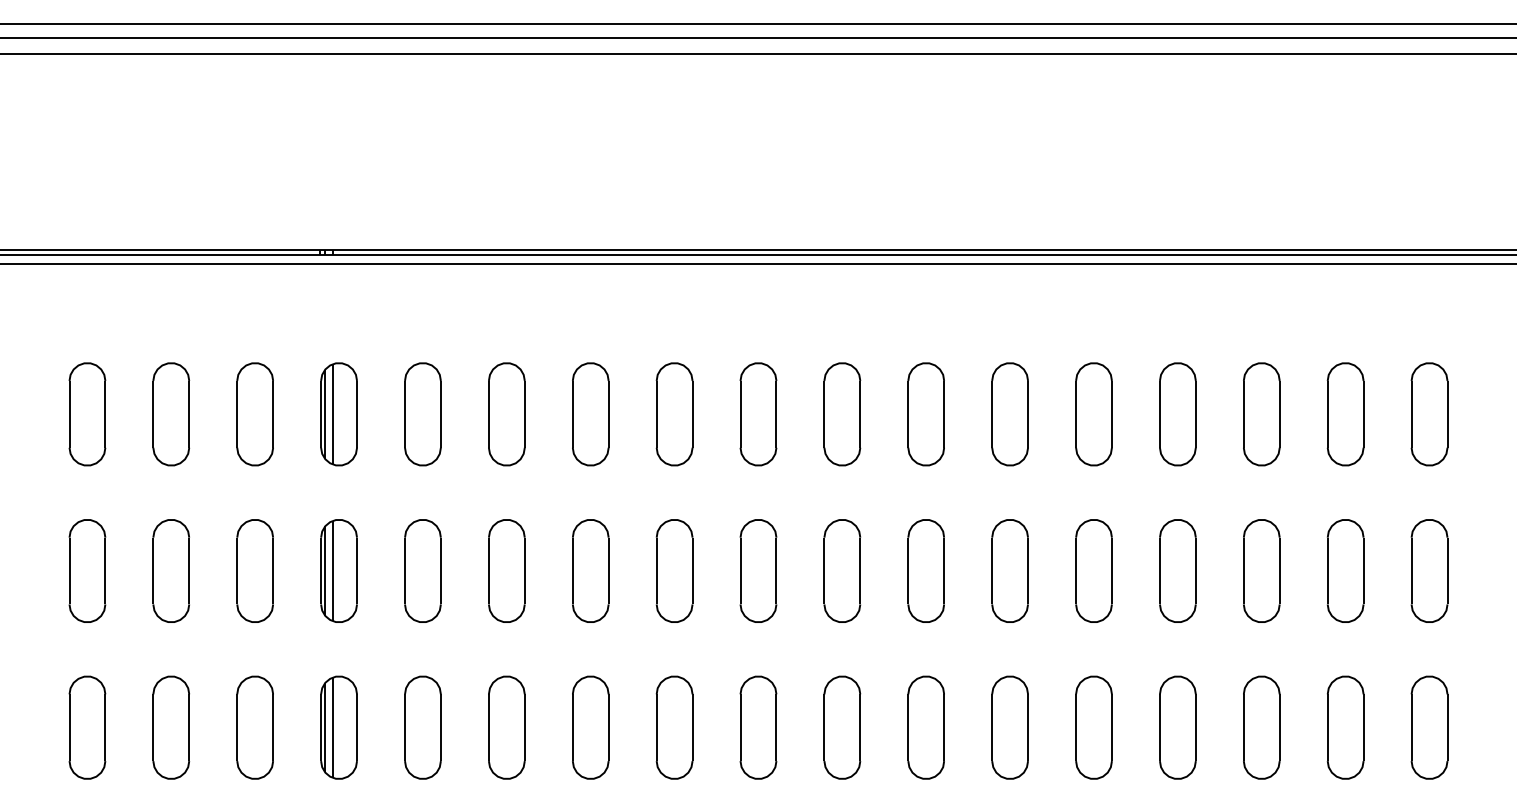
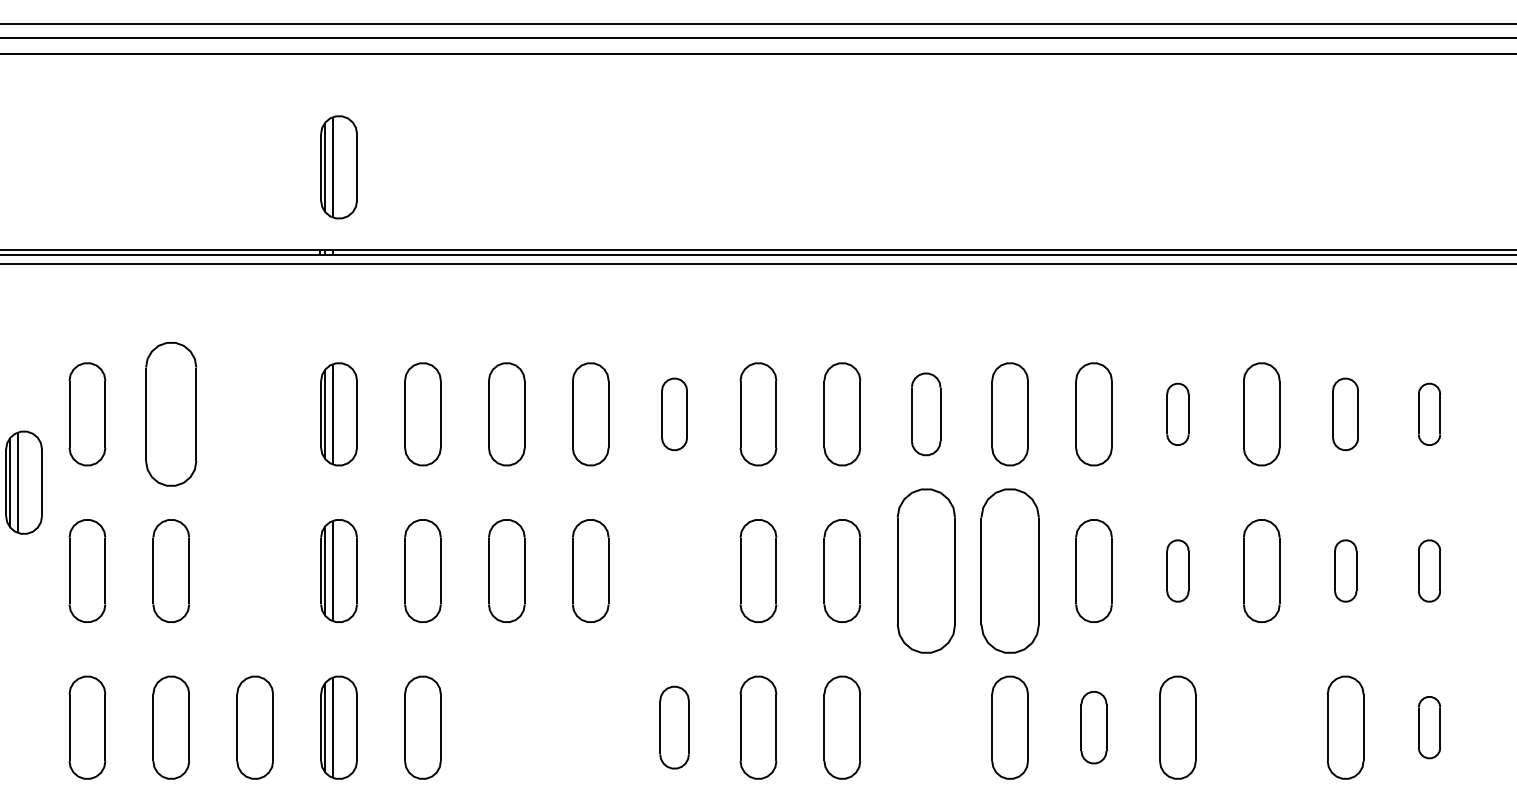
part: none -> present (338, 167)
part size: 39x105 px -> 53x145 px (171, 414)
part: present -> none (254, 414)
part size: 39x105 px -> 27x74 px (674, 413)
part size: 38x105 px -> 31x85 px (926, 414)
part size: 38x105 px -> 24x64 px (1177, 413)
part size: 39x105 px -> 27x74 px (1345, 413)
part size: 39x105 px -> 24x64 px (1429, 413)
part: none -> present (23, 482)
part: present -> none (254, 570)
part: present -> none (674, 570)
part size: 38x104 px -> 60x166 px (925, 570)
part size: 38x104 px -> 60x166 px (1009, 570)
part size: 38x104 px -> 24x64 px (1177, 570)
part size: 38x104 px -> 24x64 px (1345, 570)
part size: 39x104 px -> 24x64 px (1429, 570)
part: present -> none (506, 727)
part: present -> none (590, 727)
part size: 39x105 px -> 31x85 px (674, 727)
part: present -> none (925, 727)
part size: 38x105 px -> 28x74 px (1093, 727)
part: present -> none (1261, 727)
part size: 39x105 px -> 24x64 px (1429, 727)
